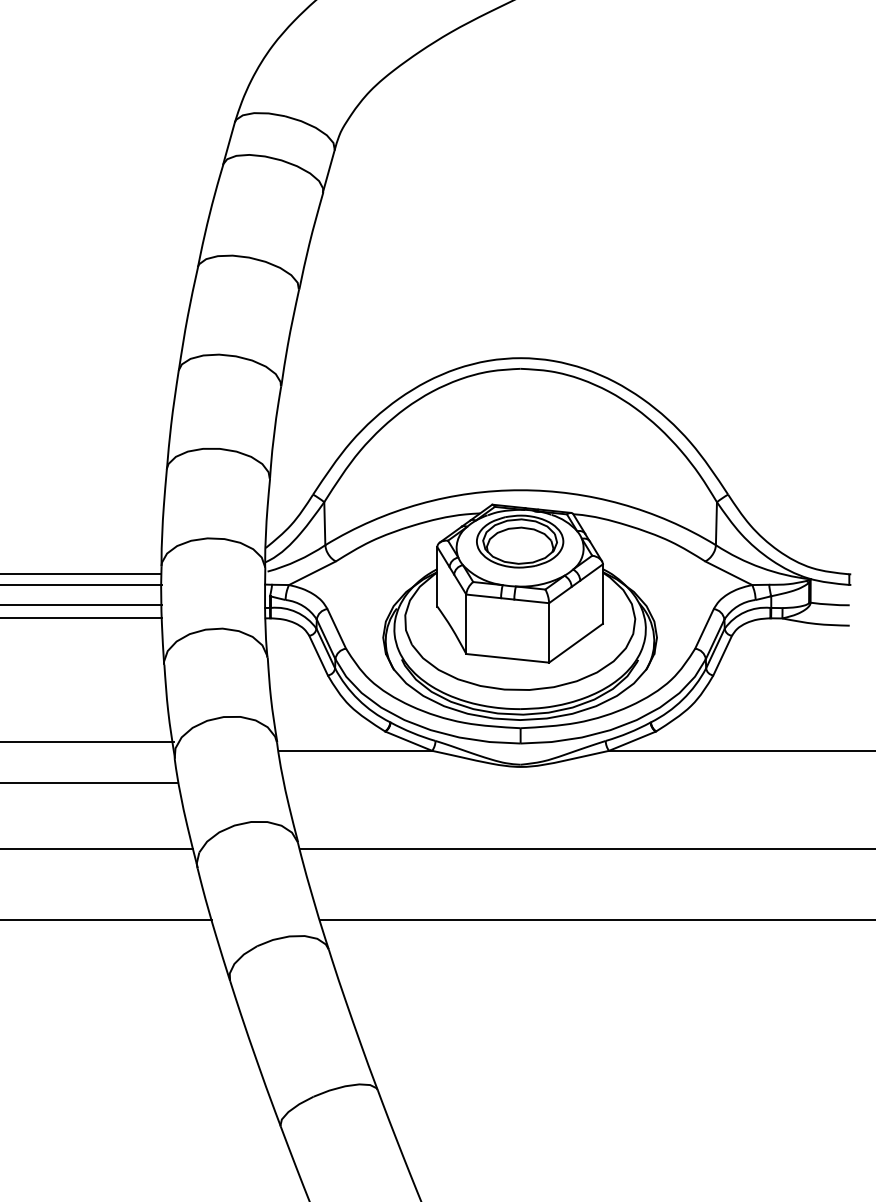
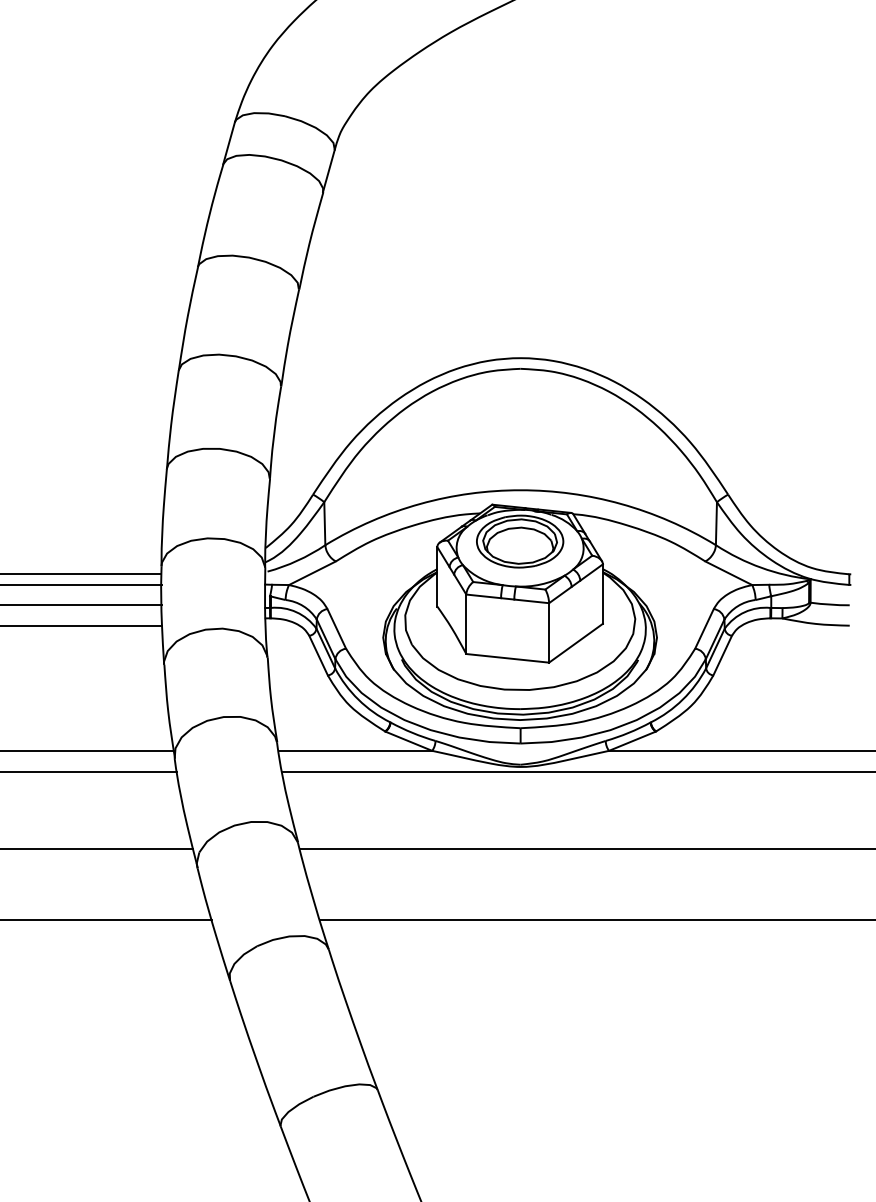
line position: (82, 617) -> (82, 625) (82, 625)
line position: (87, 741) -> (87, 750) (87, 750)
line: none -> present (577, 771)
line position: (89, 782) -> (89, 771) (89, 771)
